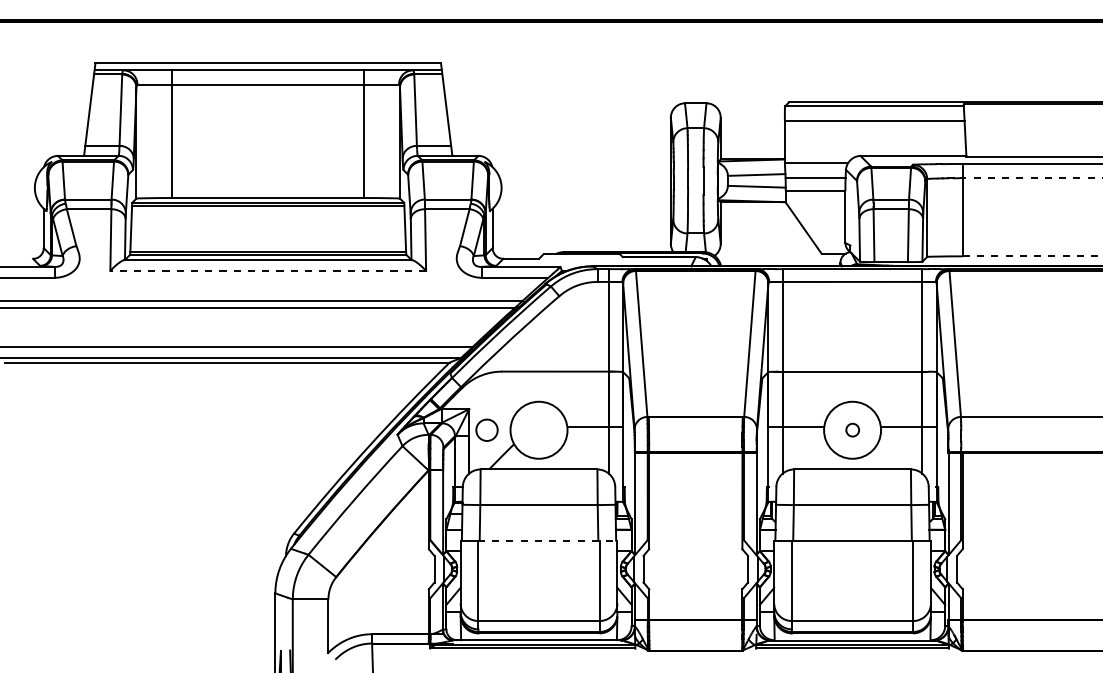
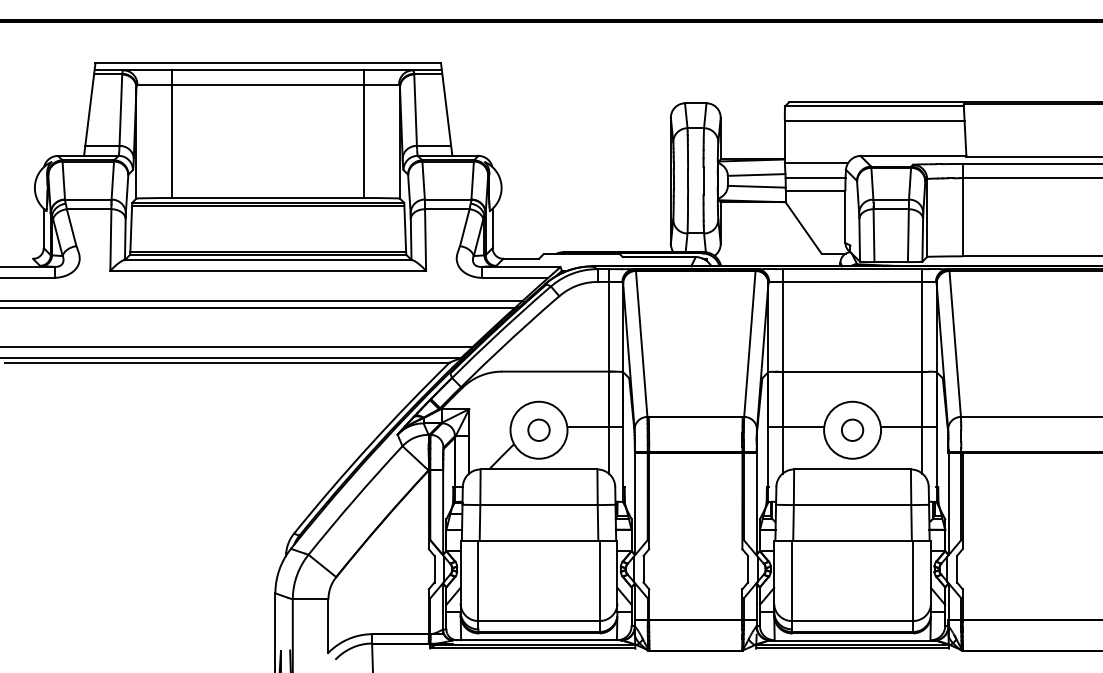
line: dashed -> solid (1030, 178)
line: dashed -> solid (1032, 256)
line: dashed -> solid (268, 270)
circle position: (486, 429) -> (538, 429) (538, 429)
circle size: 15x16 px -> 24x24 px (852, 429)
line: dashed -> solid (547, 540)
